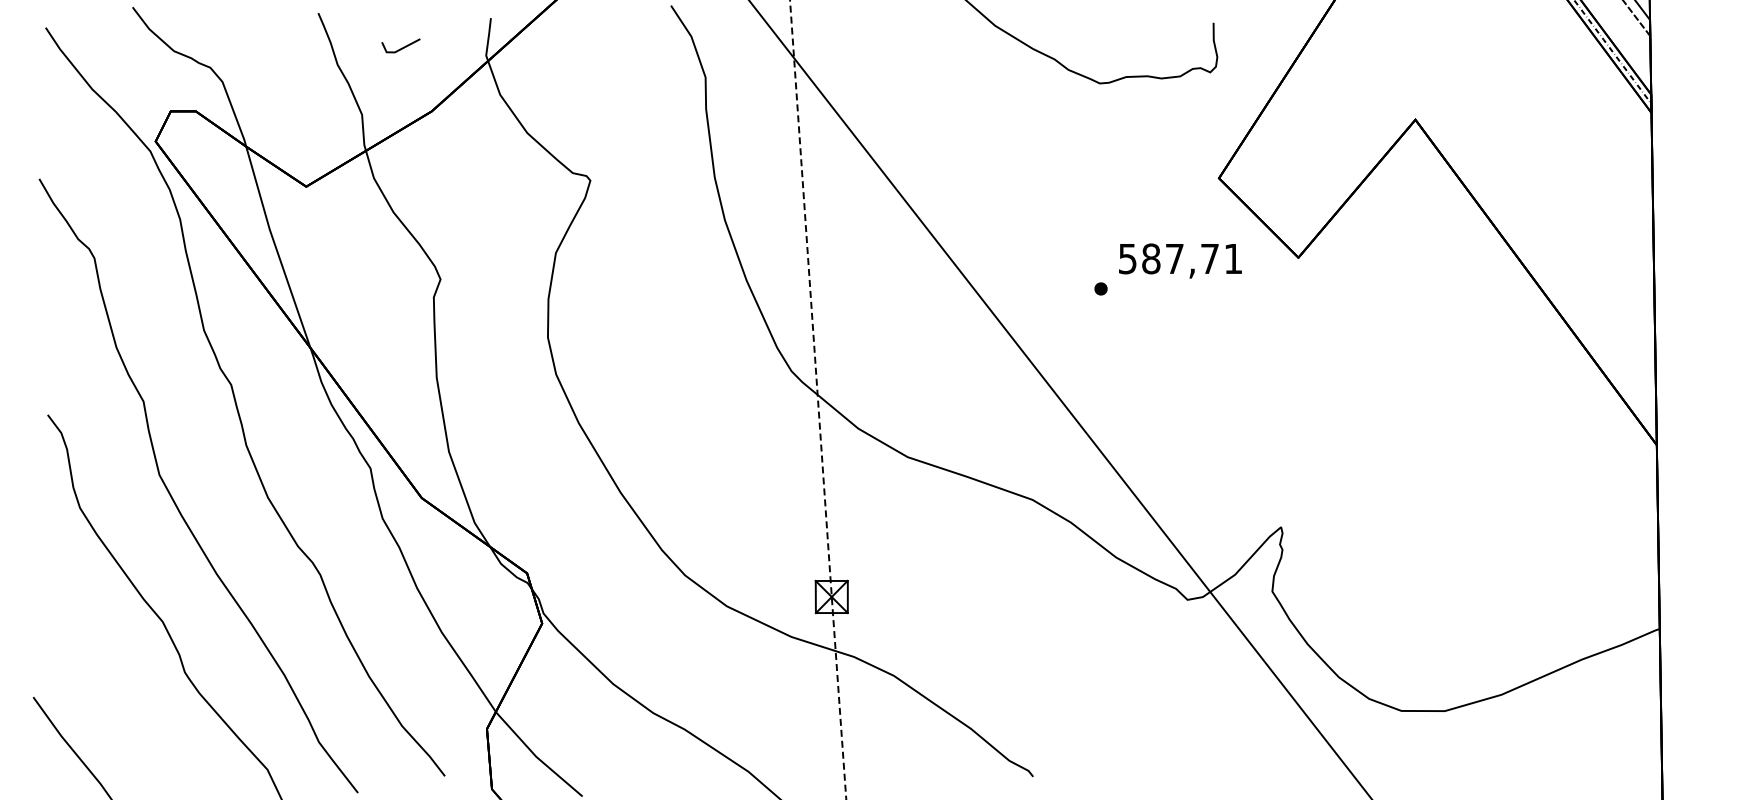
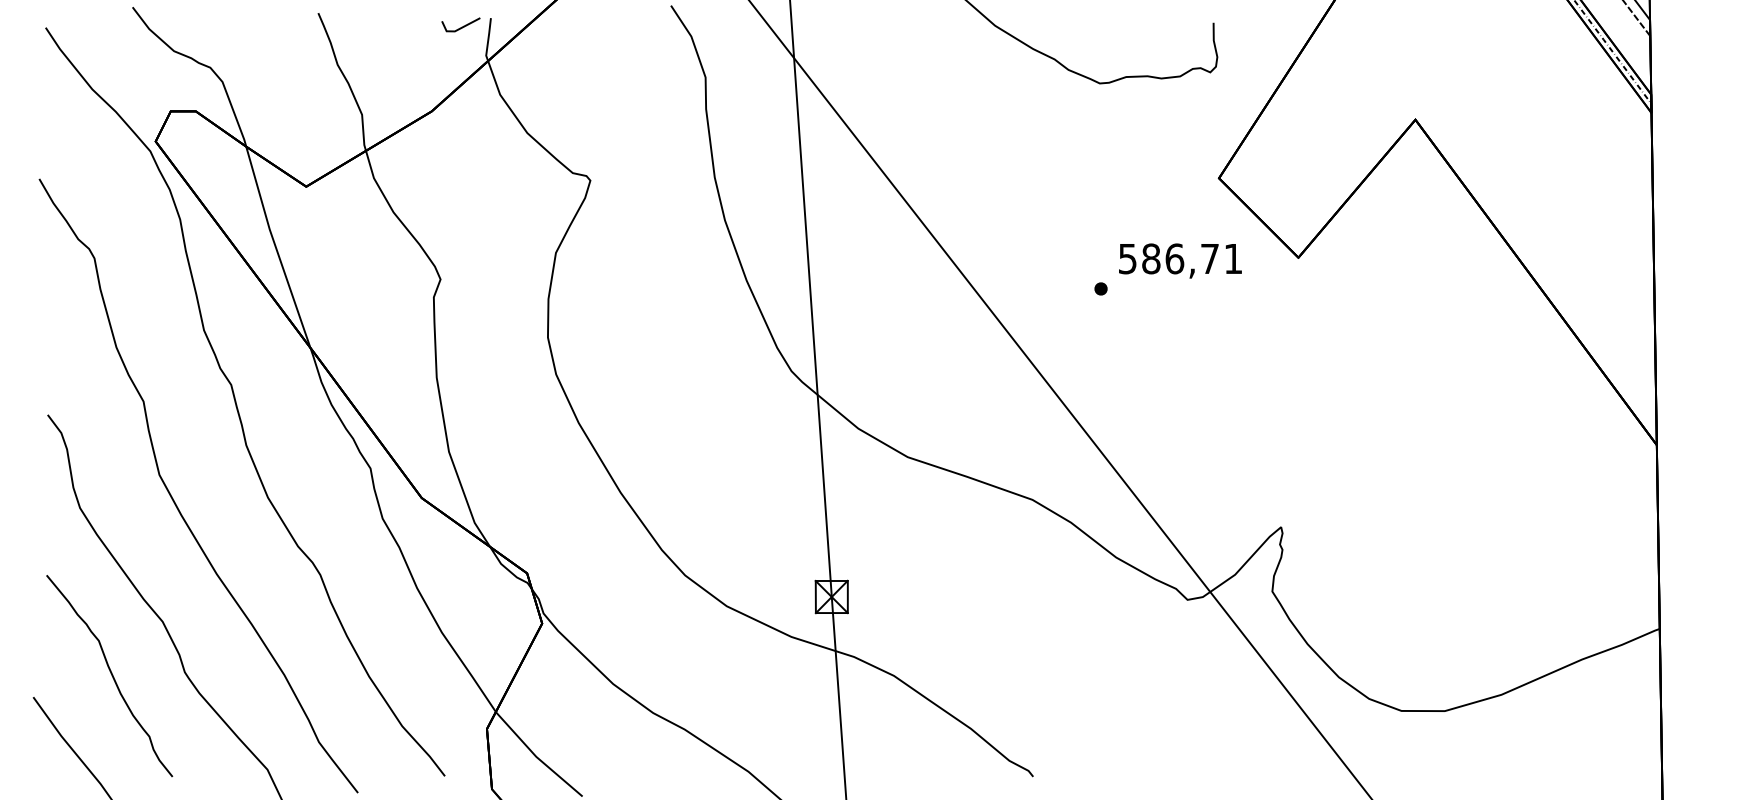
line position: (401, 47) -> (461, 26) (461, 26)
text: 587,71 -> 586,71 (1174, 258)
line: dashed -> solid (818, 400)
curve: none -> present (111, 676)
